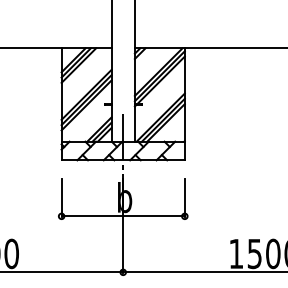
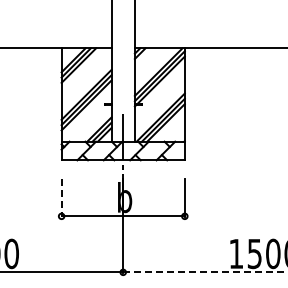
line: solid -> dashed (61, 197)
line: solid -> dashed (205, 272)
